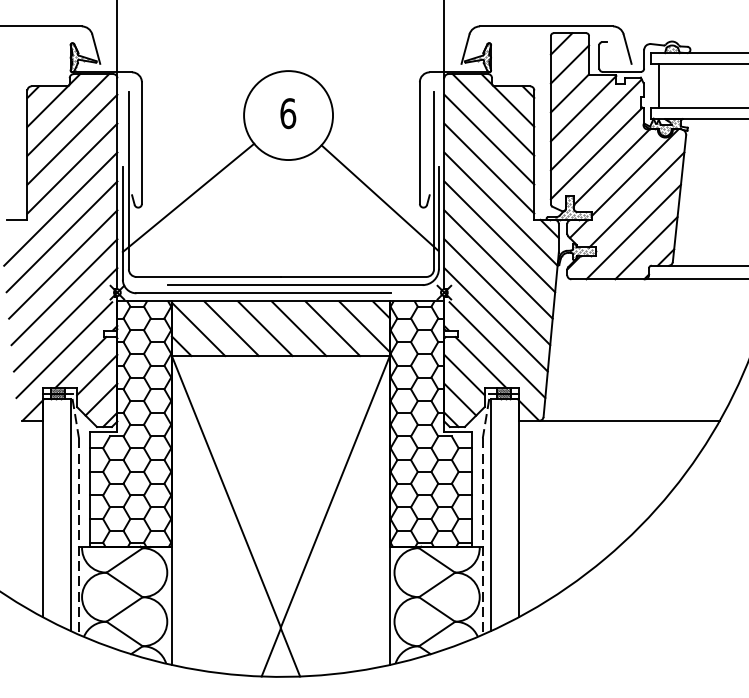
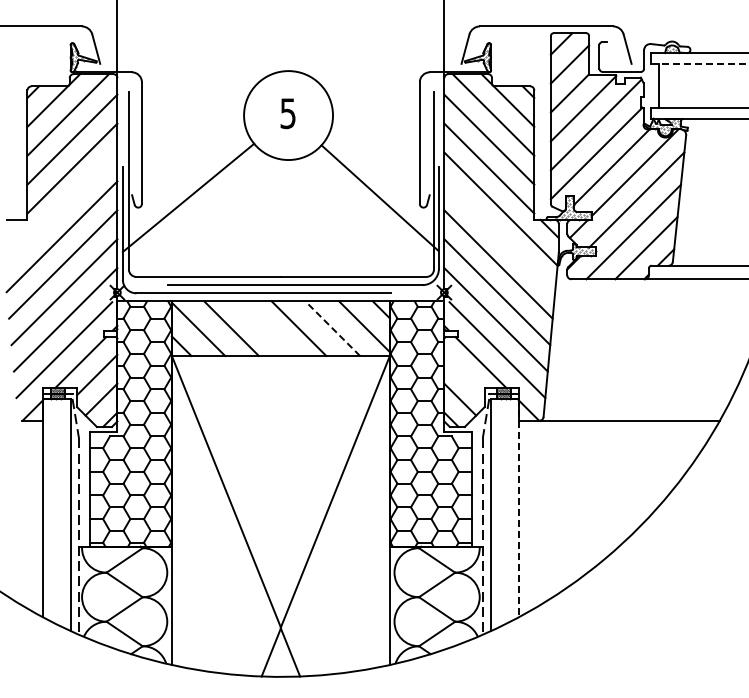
line: solid -> dashed (700, 64)
text: 6 -> 5 (288, 113)
line: present -> none (60, 208)
line: present -> none (499, 236)
line: present -> none (265, 328)
line: solid -> dashed (332, 328)
line: present -> none (464, 374)
line: solid -> dashed (518, 508)
